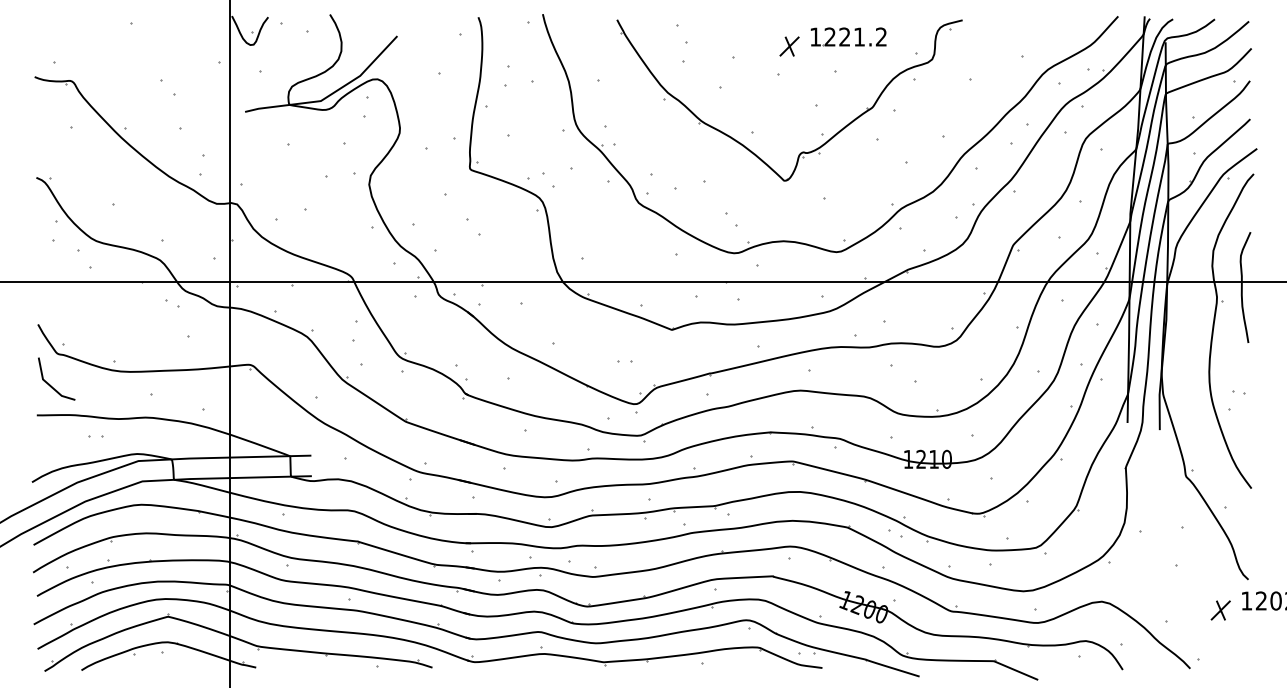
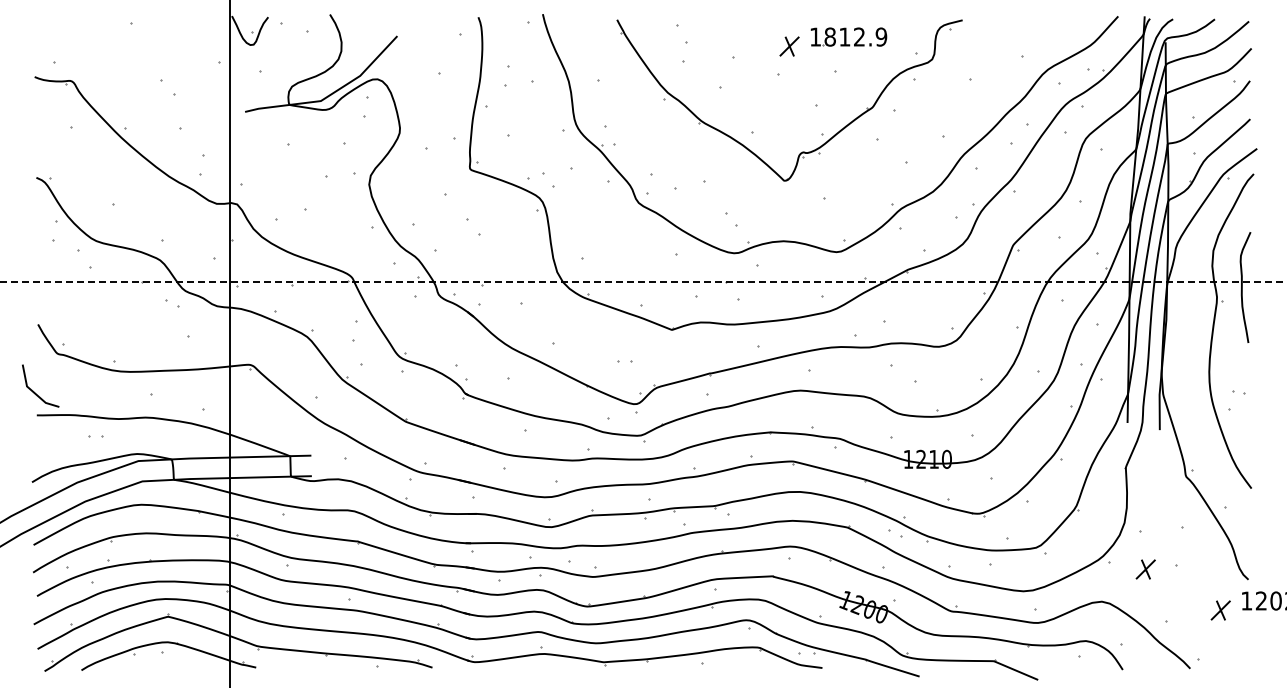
text: 1221.2 -> 1812.9 (855, 36)
line: solid -> dashed (643, 282)
line position: (50, 384) -> (34, 391) (34, 391)
part: none -> present (1145, 569)
